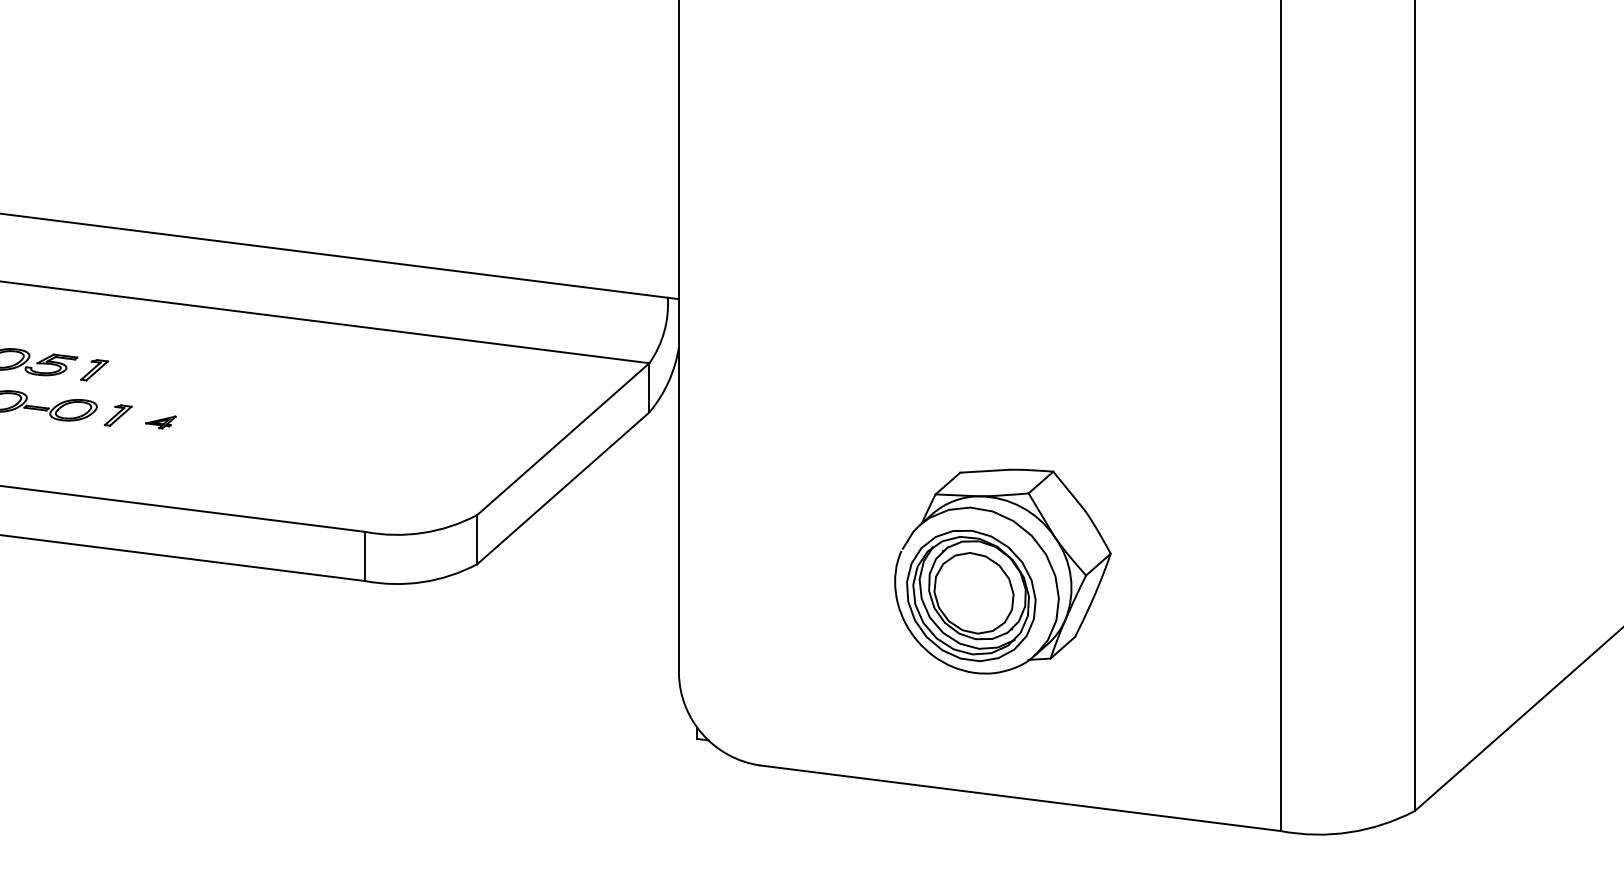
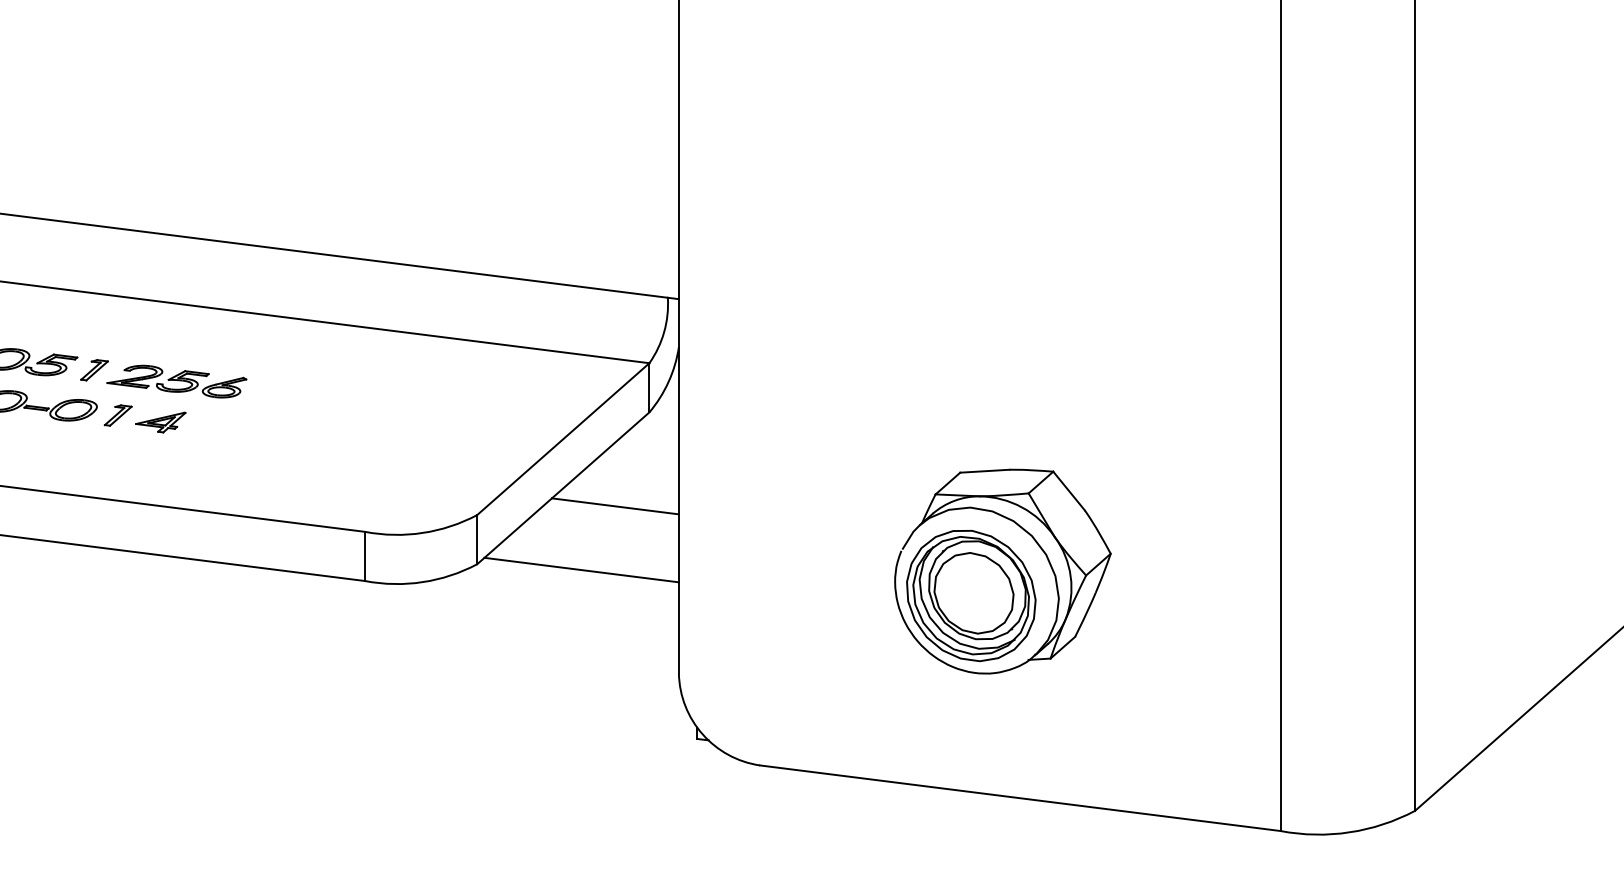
part: none -> present (176, 381)
part size: 32x15 px -> 52x23 px (160, 422)
line: none -> present (614, 506)
line: none -> present (581, 569)
